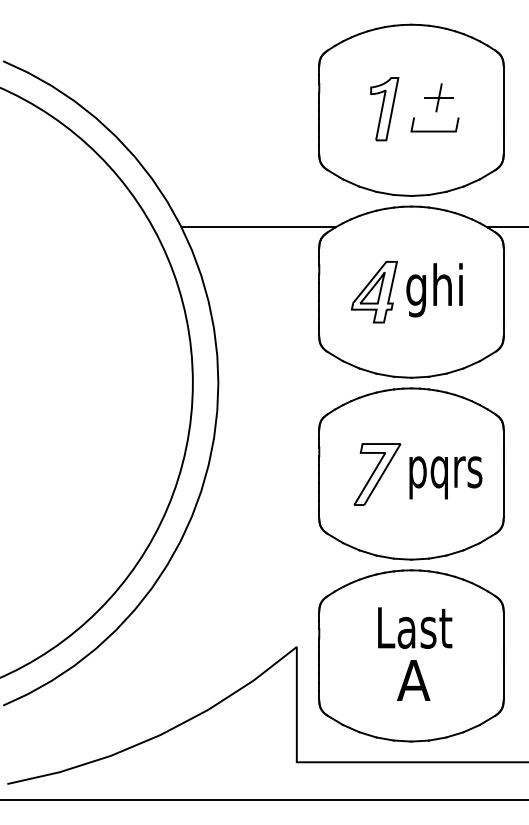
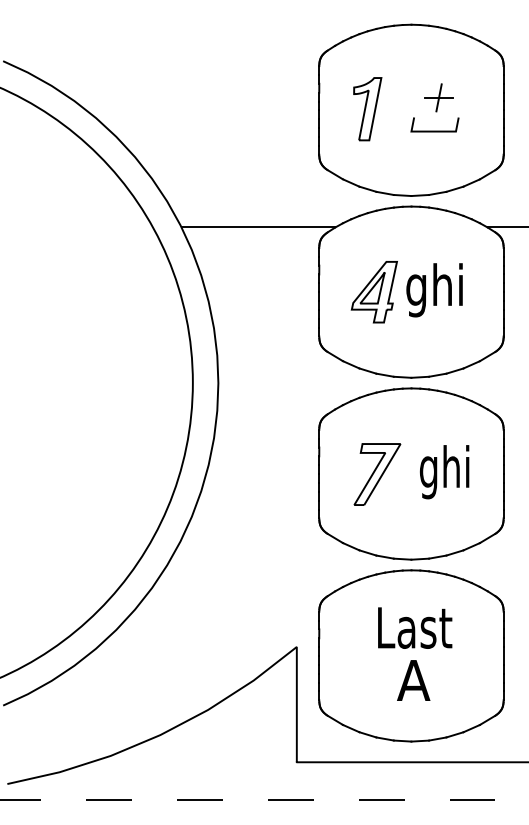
part position: (384, 109) -> (367, 109) (367, 109)
text: pqrs -> ghi (445, 472)
line: solid -> dashed (264, 800)
